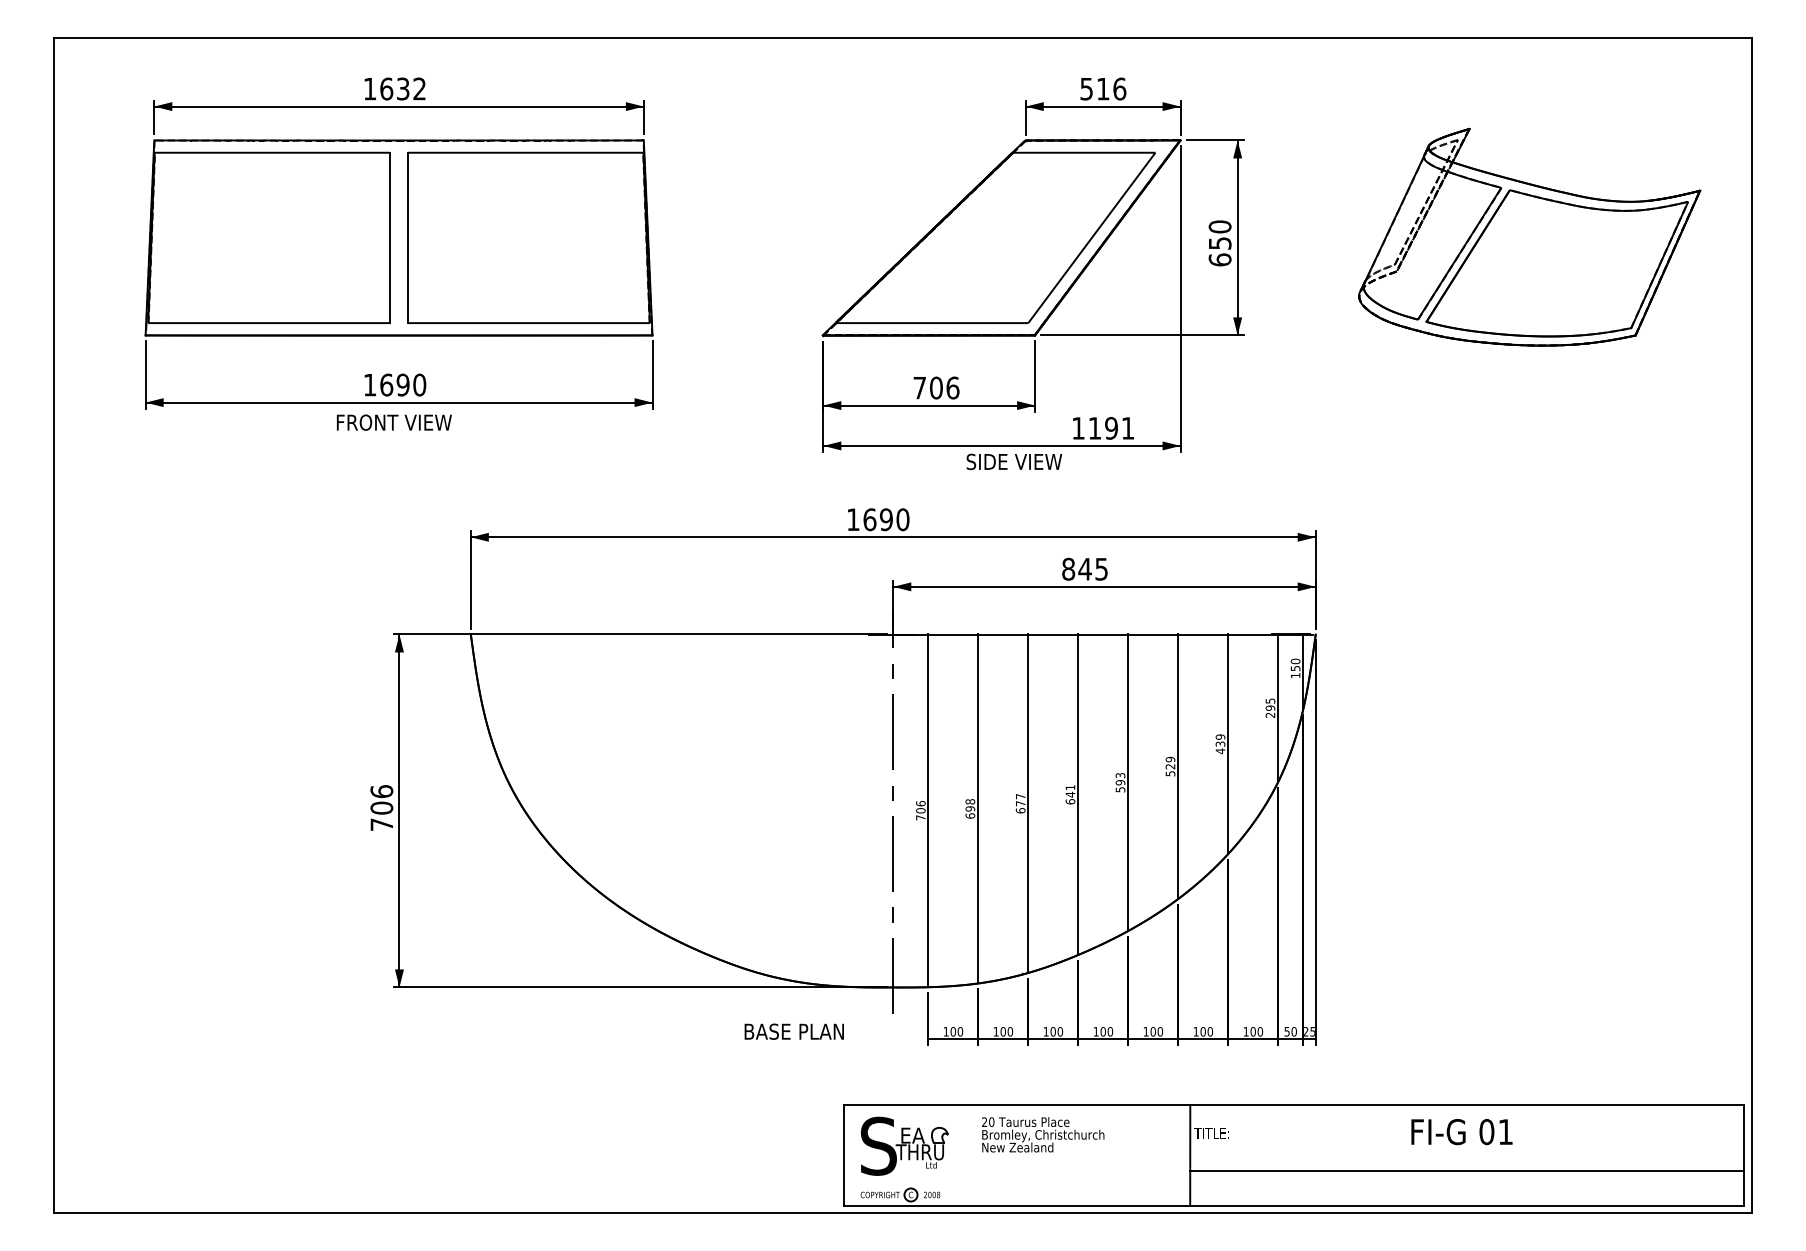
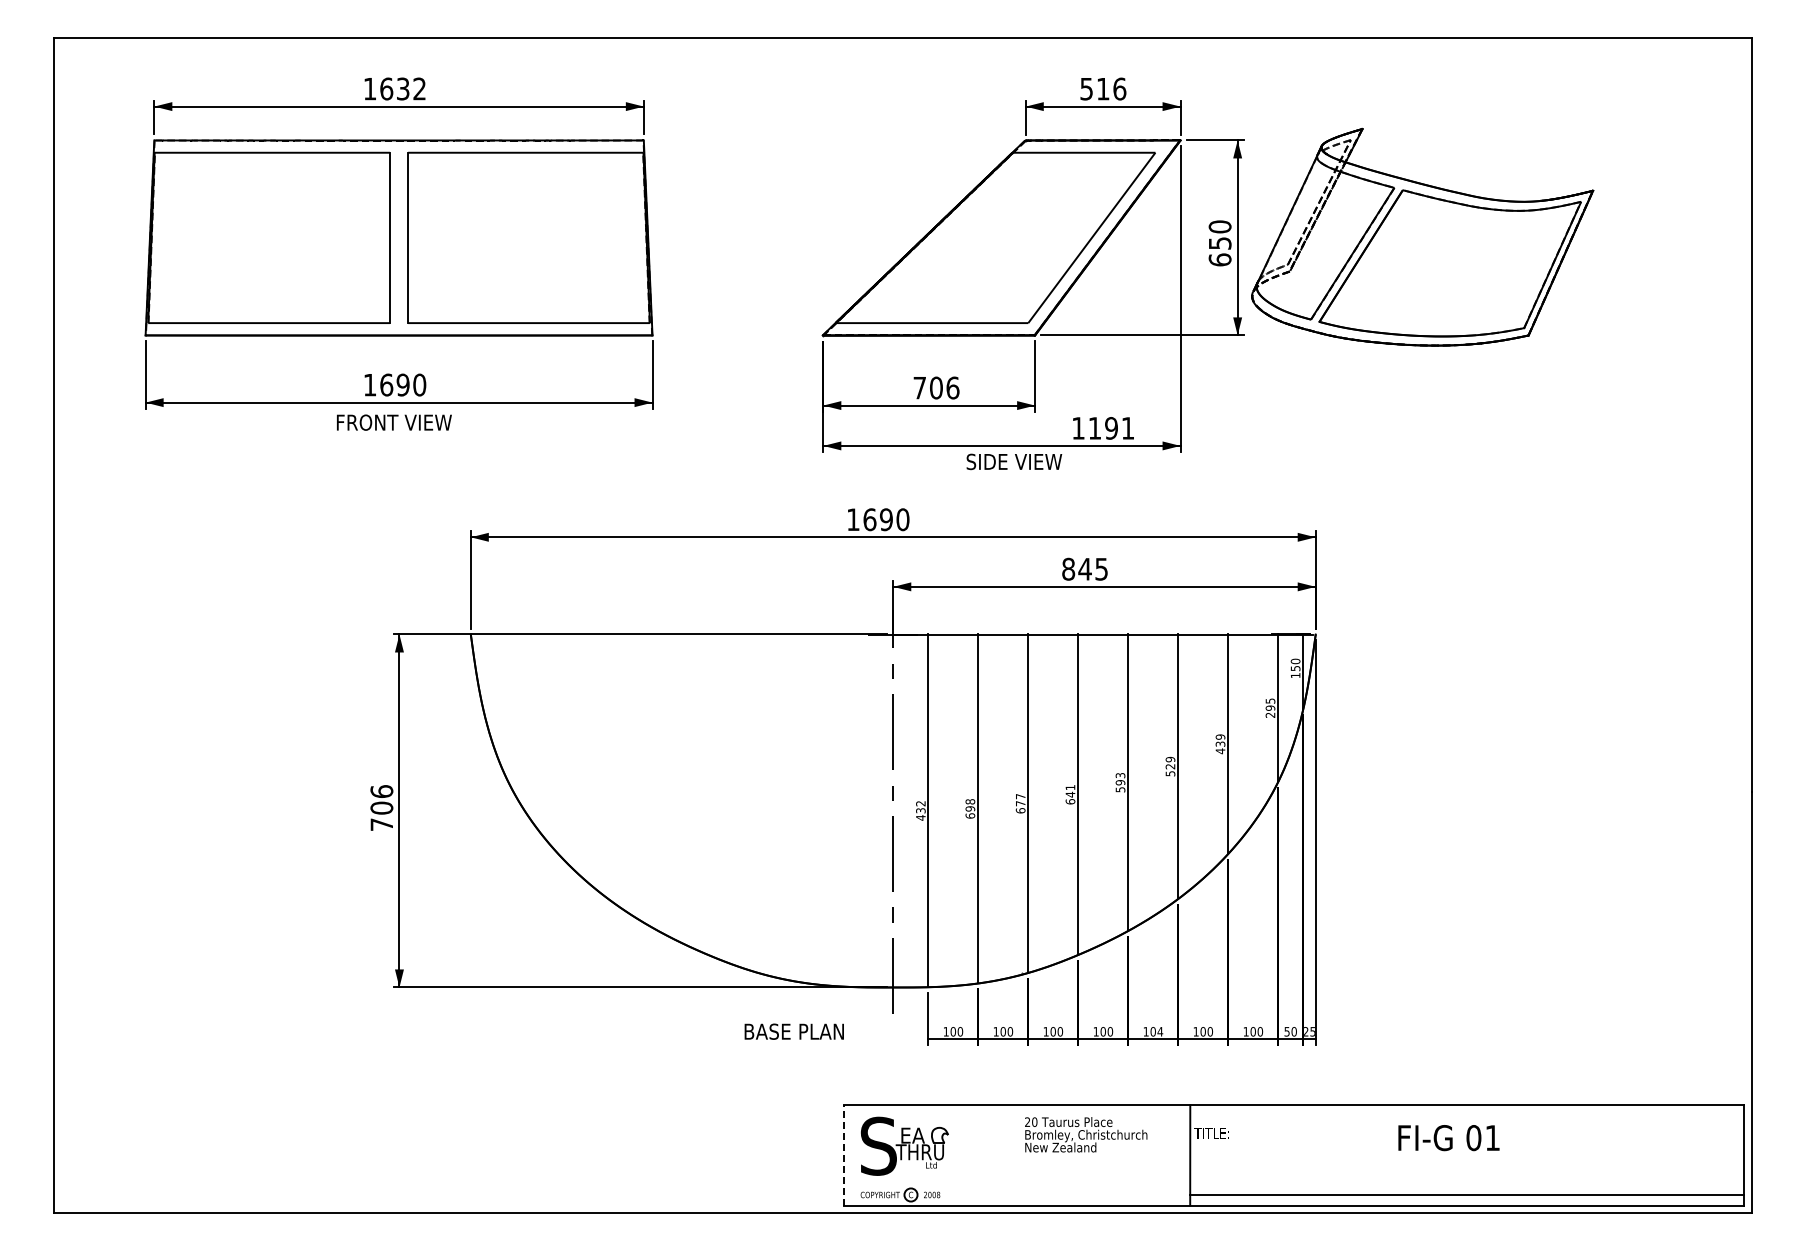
part position: (1529, 236) -> (1422, 236) (1422, 236)
text: 706 -> 432 (920, 810)
text: 100 -> 104 (1160, 1031)
text position: (1461, 1132) -> (1448, 1138) (1448, 1138)
text position: (1043, 1134) -> (1086, 1134) (1086, 1134)
line: solid -> dashed (843, 1154)
line position: (1467, 1170) -> (1467, 1194) (1467, 1194)
